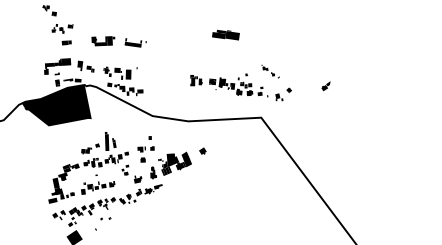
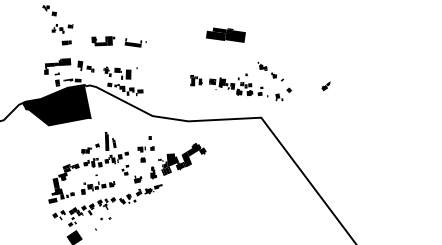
part size: 28x12 px -> 40x16 px (225, 34)
part size: 19x15 px -> 27x21 px (270, 71)
fill: none -> present (193, 149)
